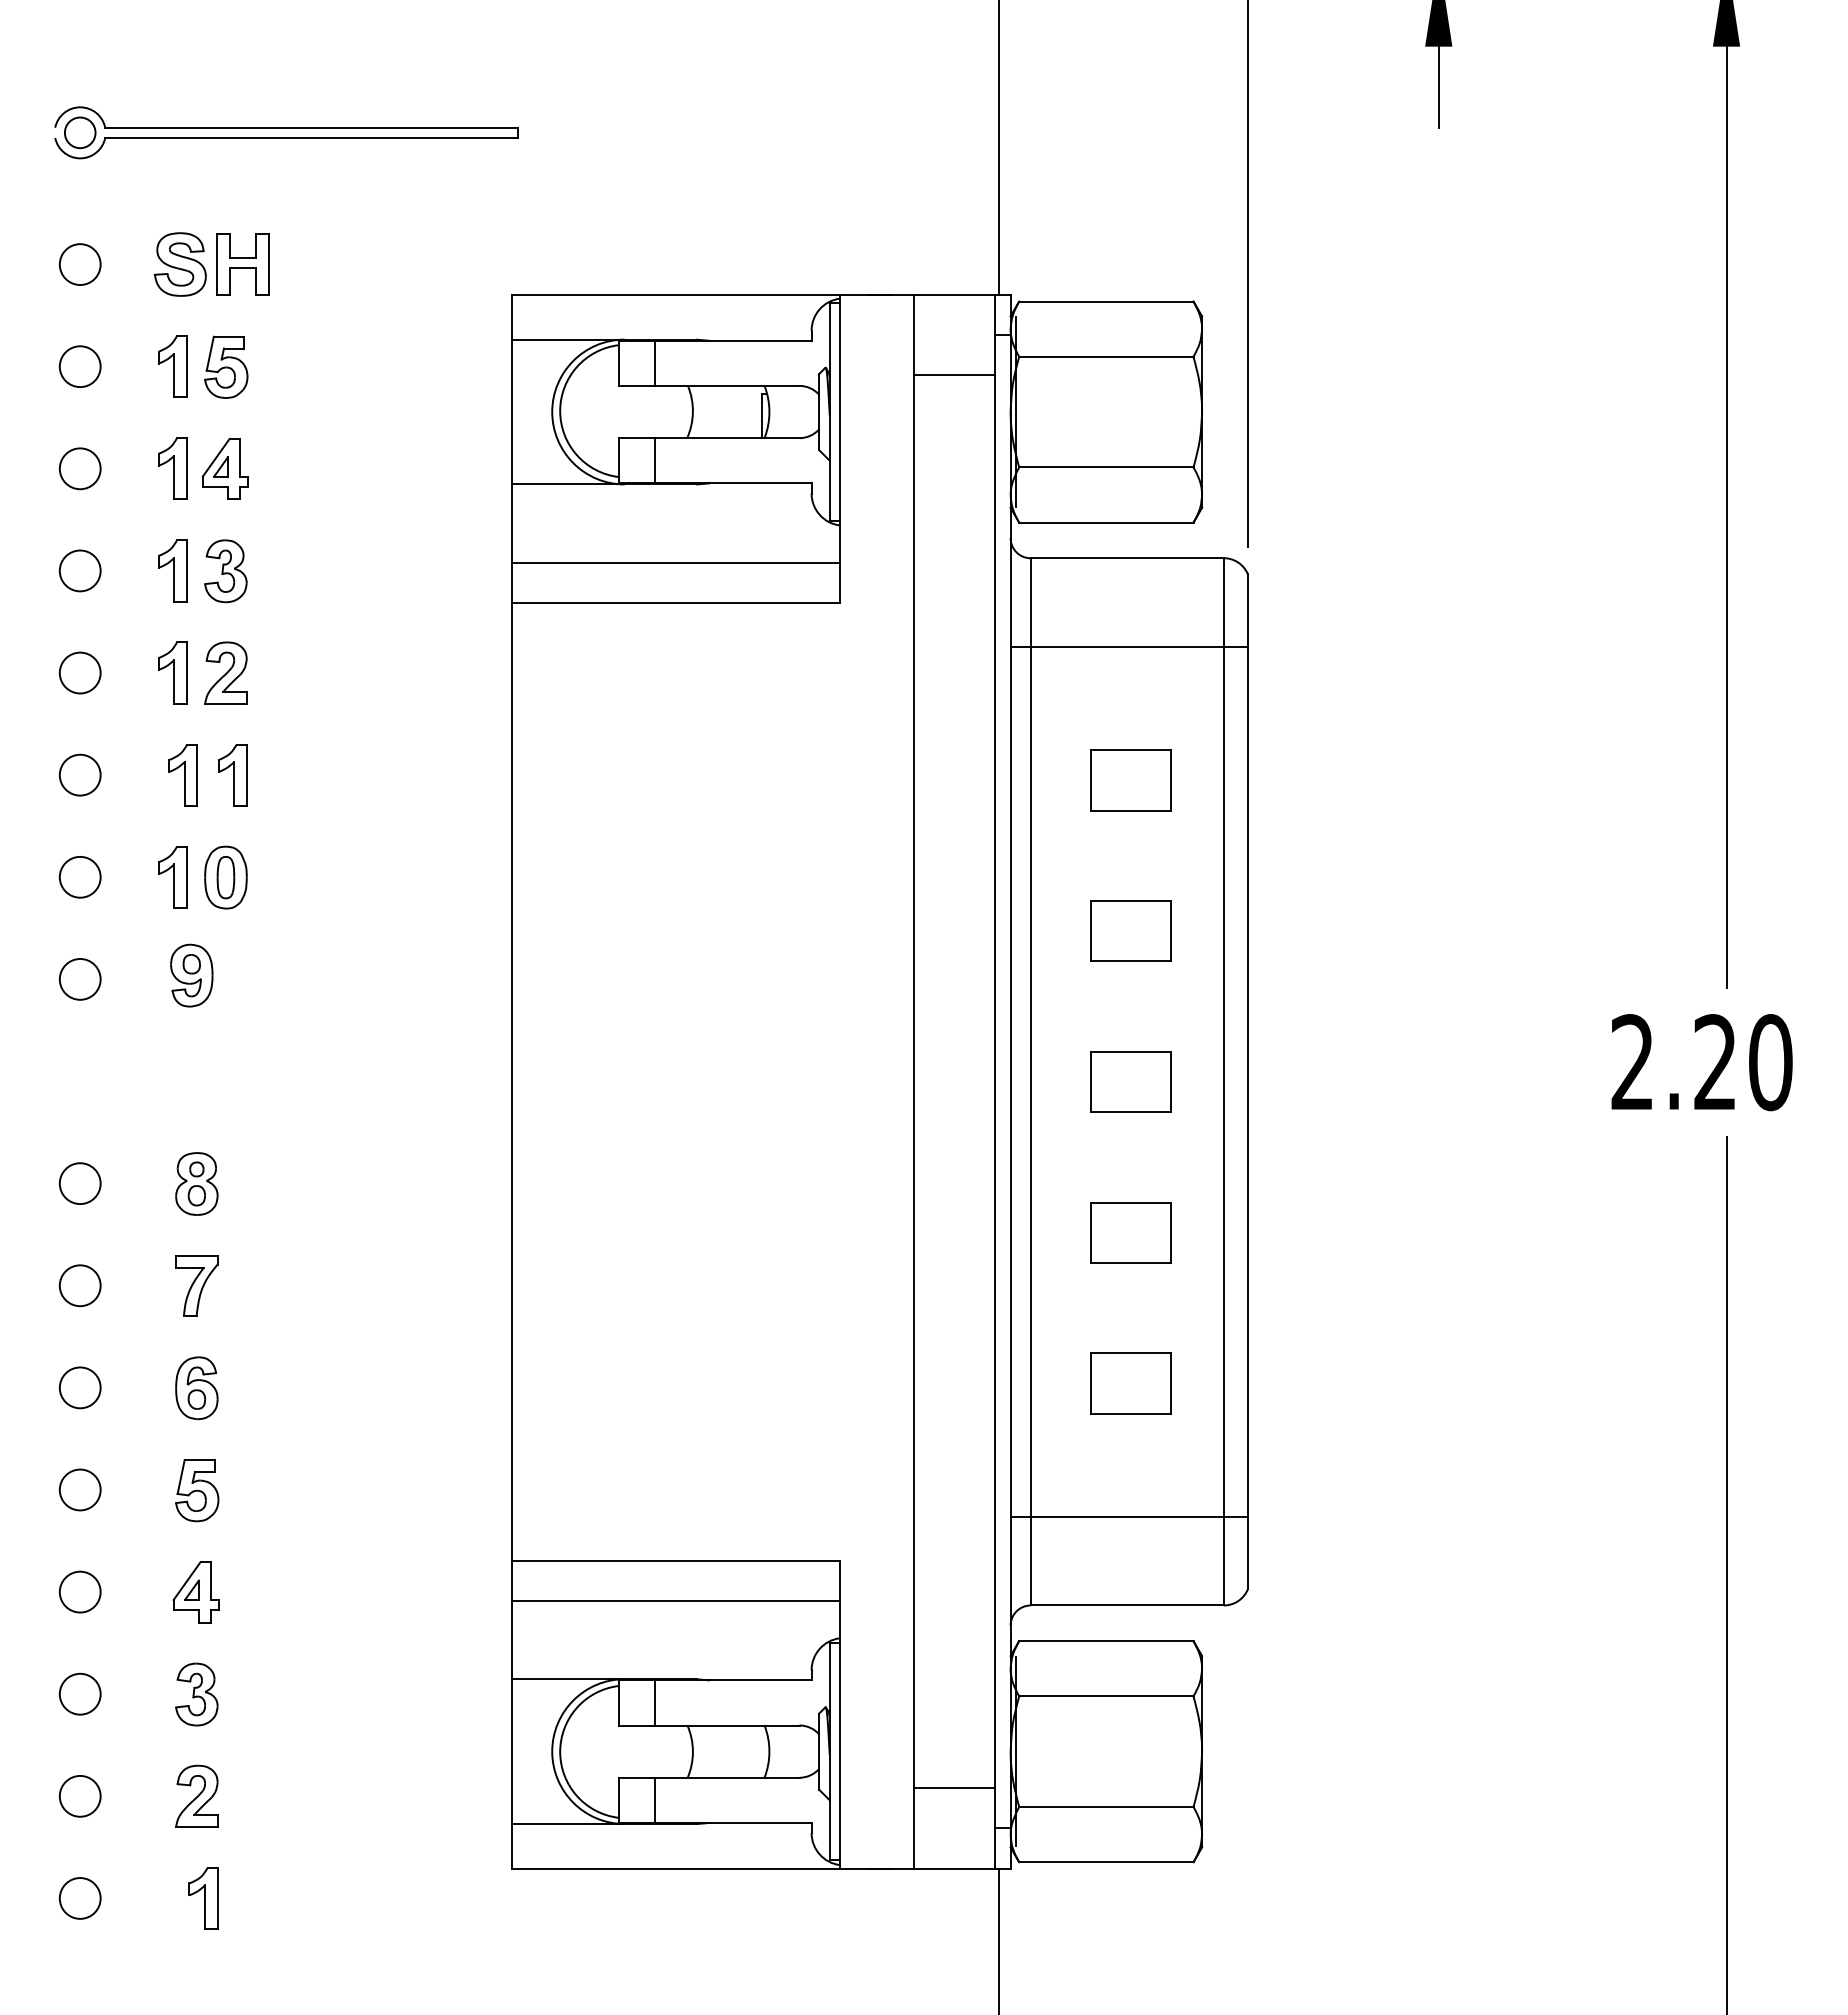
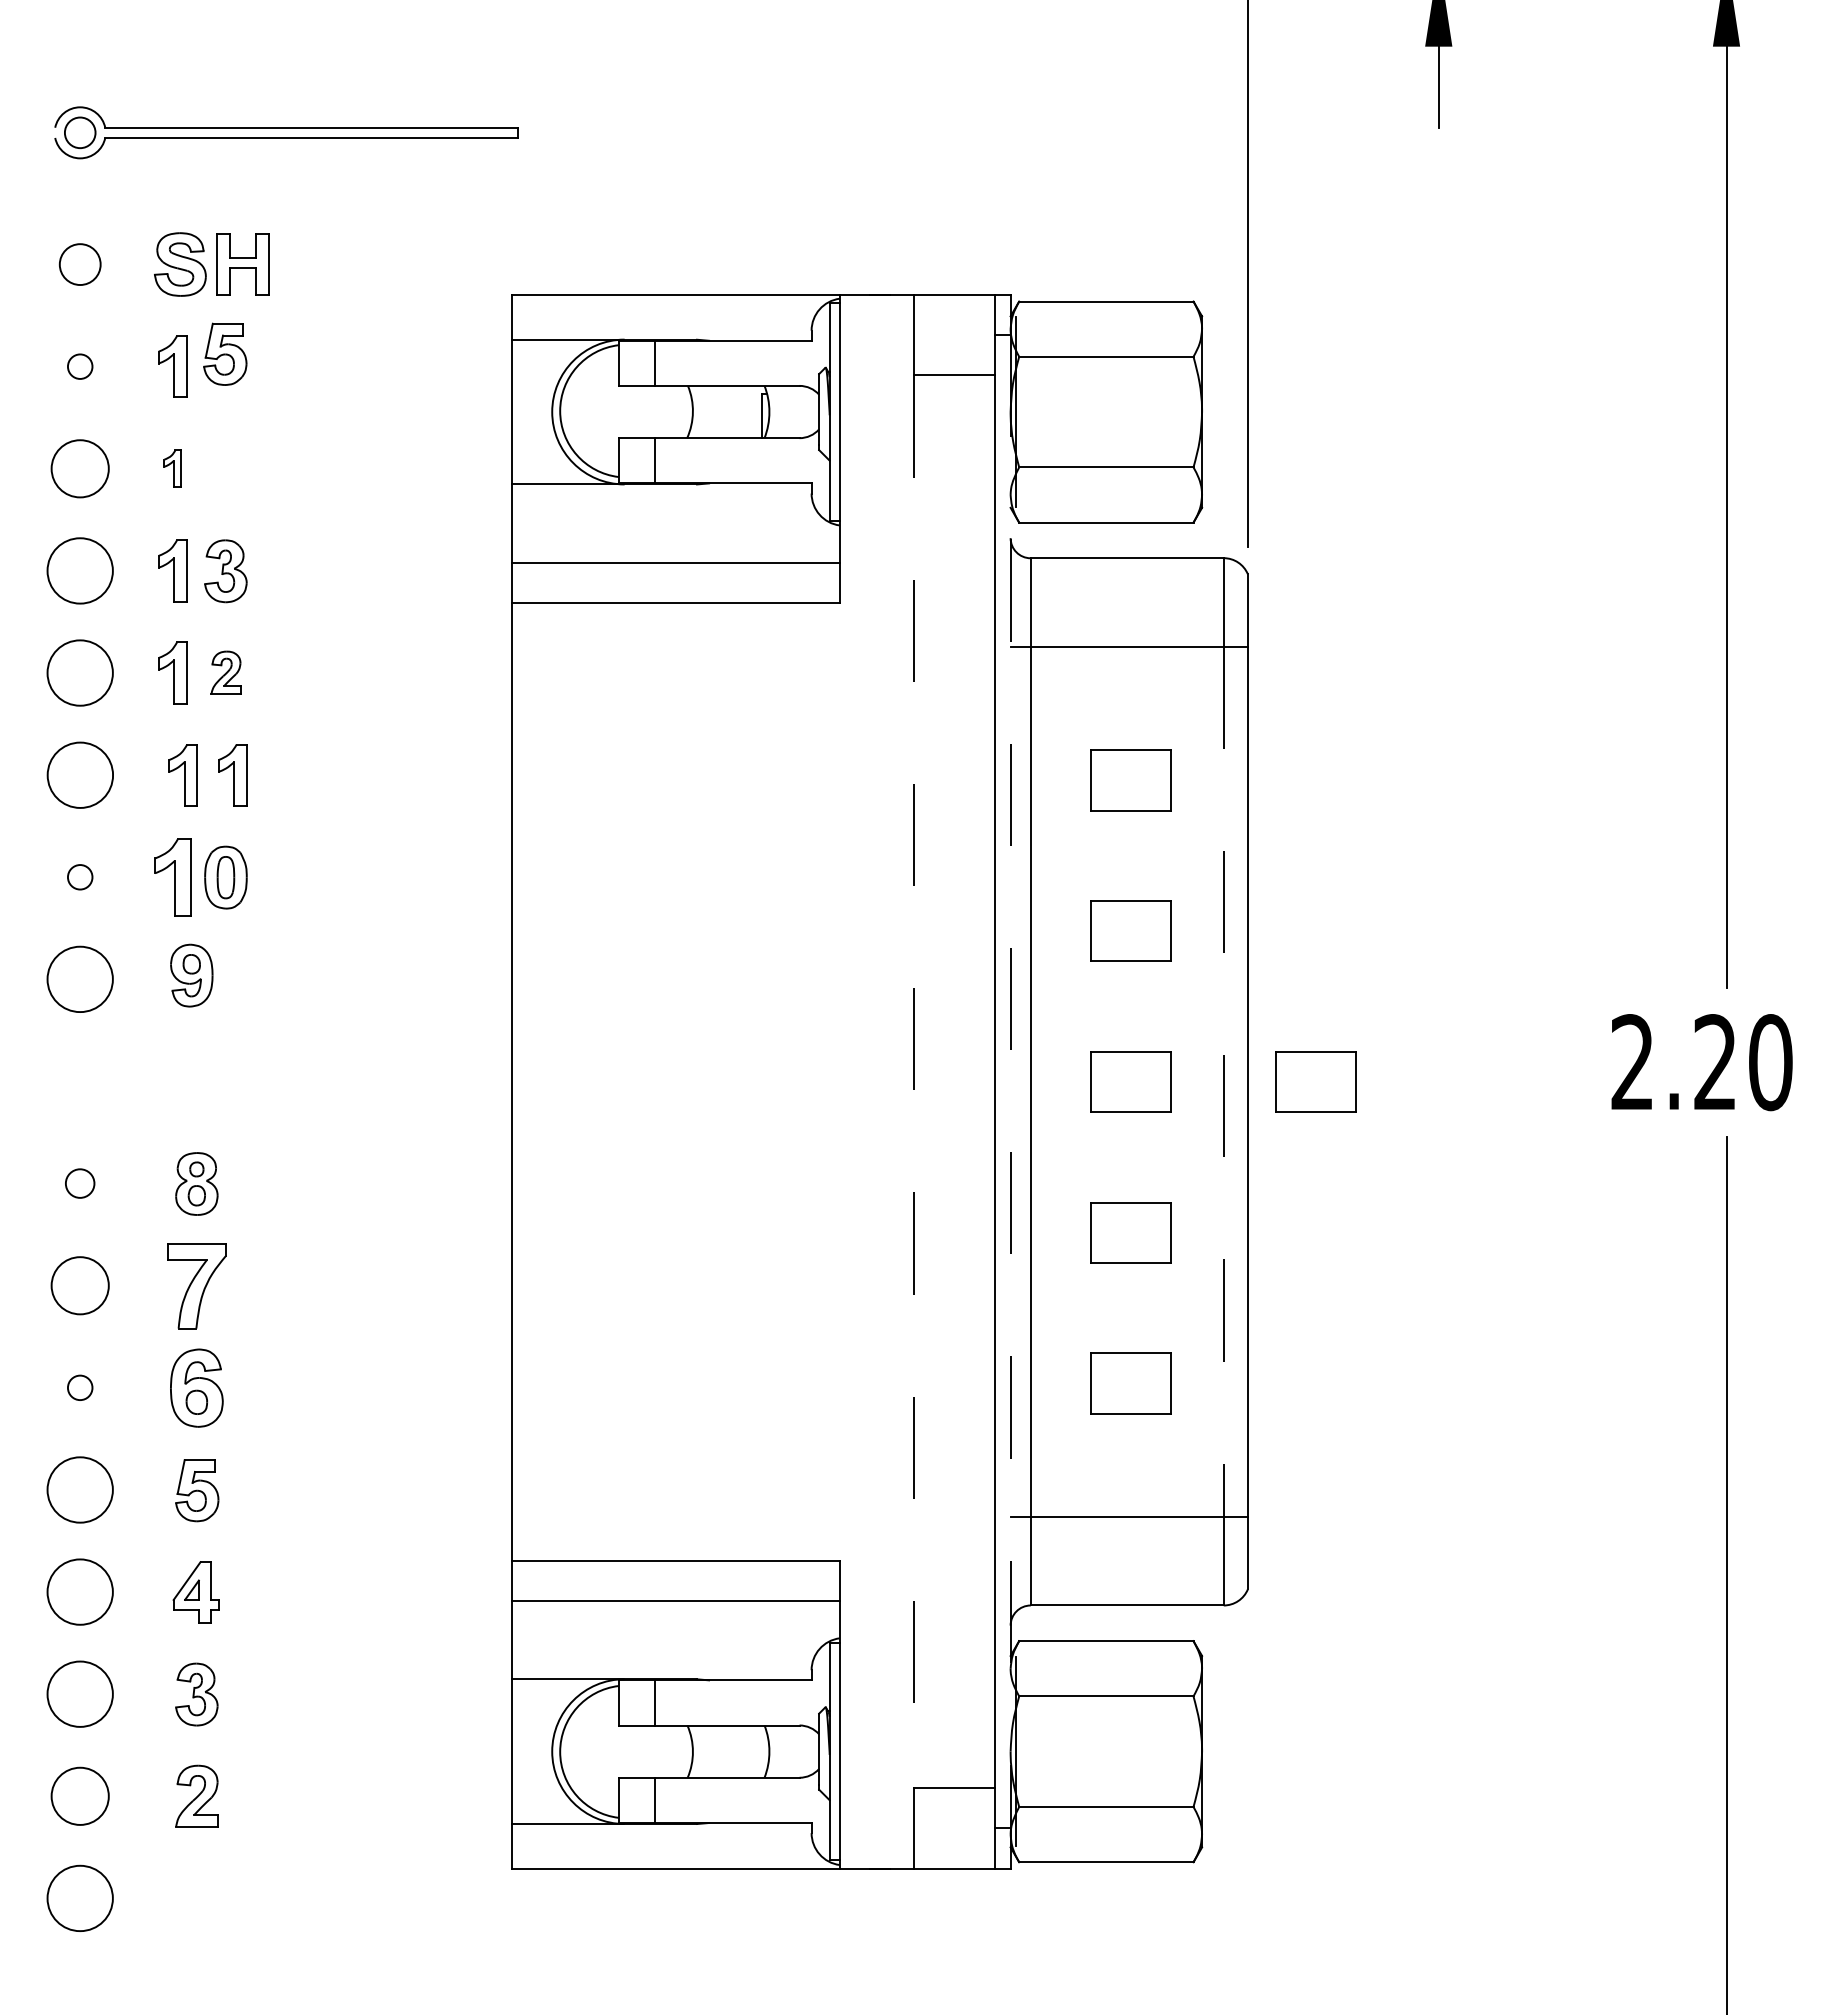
line: present -> none (999, 148)
circle diameter: 41 px -> 25 px (79, 366)
part position: (226, 366) -> (225, 353) (225, 353)
circle diameter: 41 px -> 57 px (79, 468)
part size: 30x63 px -> 19x39 px (172, 468)
part: present -> none (224, 468)
circle diameter: 41 px -> 65 px (79, 570)
circle diameter: 41 px -> 65 px (79, 672)
part size: 44x64 px -> 32x45 px (225, 672)
circle size: 44x44 px -> 68x68 px (79, 774)
circle diameter: 41 px -> 25 px (79, 877)
part size: 30x63 px -> 38x79 px (172, 877)
circle diameter: 41 px -> 65 px (79, 979)
line: solid -> dashed (1010, 1081)
part: none -> present (1315, 1081)
line: solid -> dashed (914, 1082)
line: solid -> dashed (1223, 1082)
circle size: 44x43 px -> 31x31 px (80, 1183)
circle diameter: 41 px -> 57 px (79, 1285)
part size: 44x62 px -> 60x87 px (196, 1286)
circle diameter: 41 px -> 25 px (79, 1387)
part size: 44x65 px -> 54x80 px (196, 1387)
circle diameter: 41 px -> 65 px (79, 1489)
circle diameter: 41 px -> 65 px (79, 1591)
circle diameter: 41 px -> 65 px (79, 1693)
circle diameter: 41 px -> 57 px (79, 1795)
circle diameter: 41 px -> 65 px (79, 1898)
part: present -> none (203, 1898)
line: present -> none (999, 1939)
